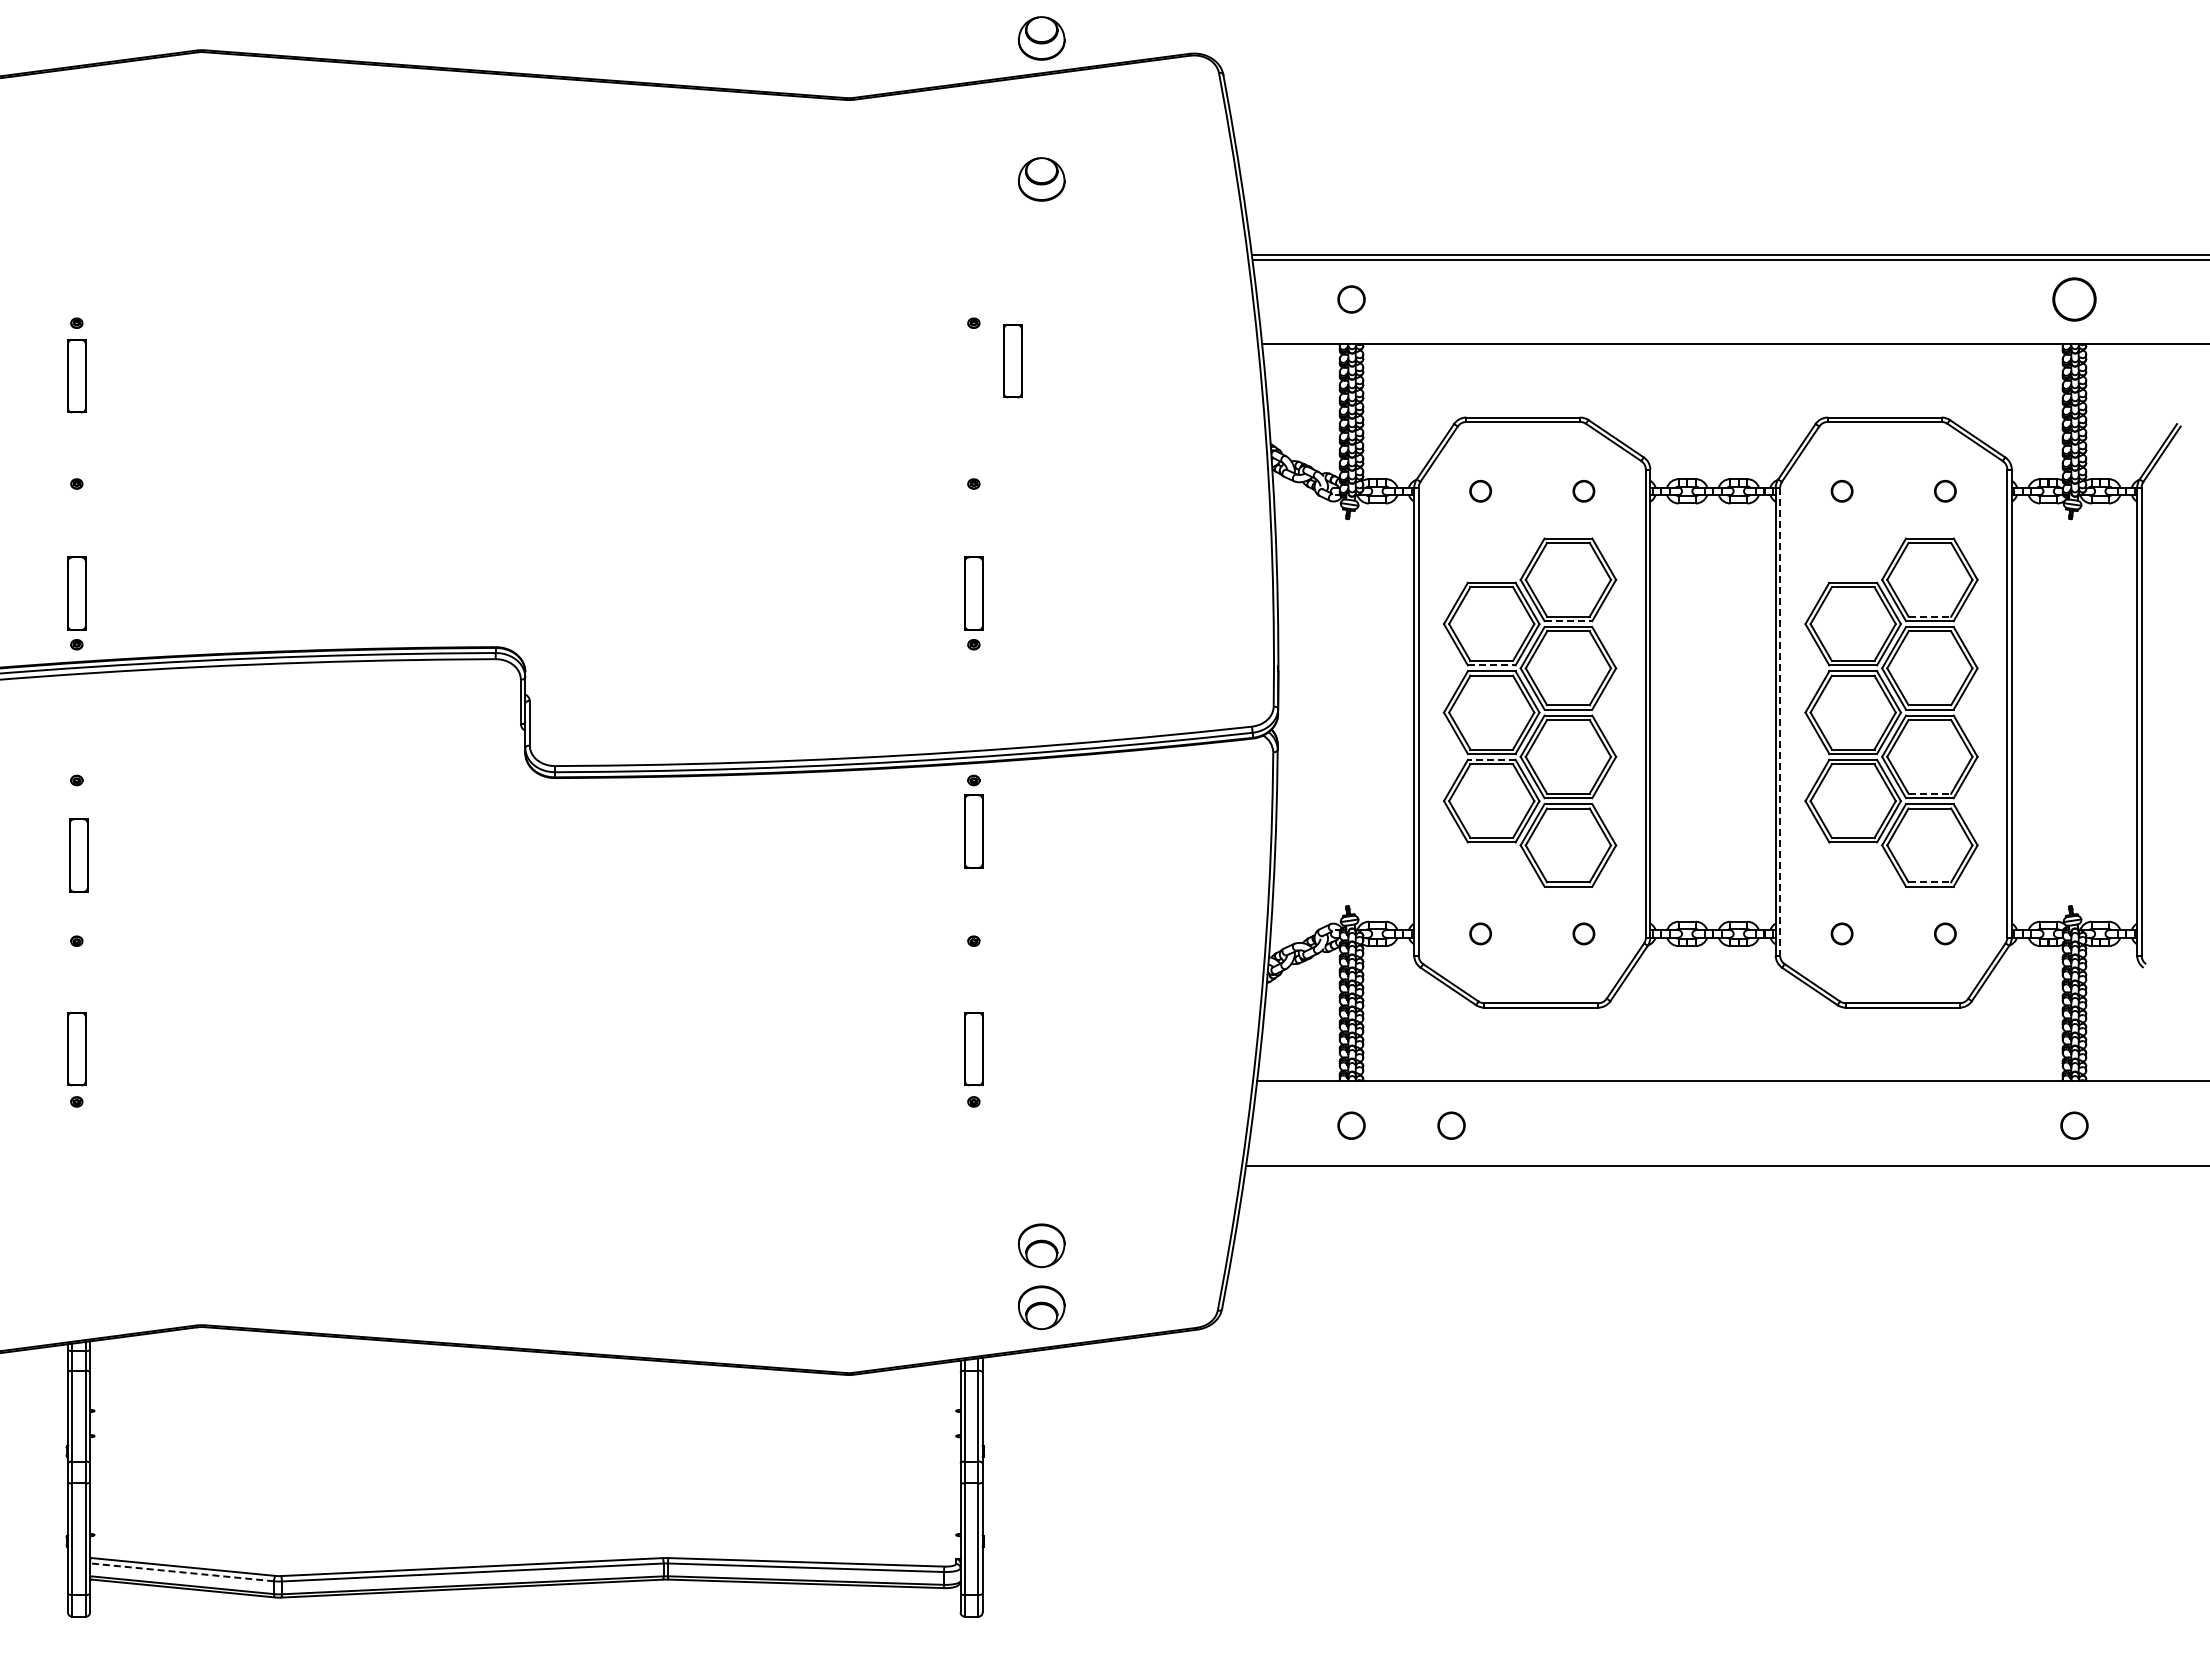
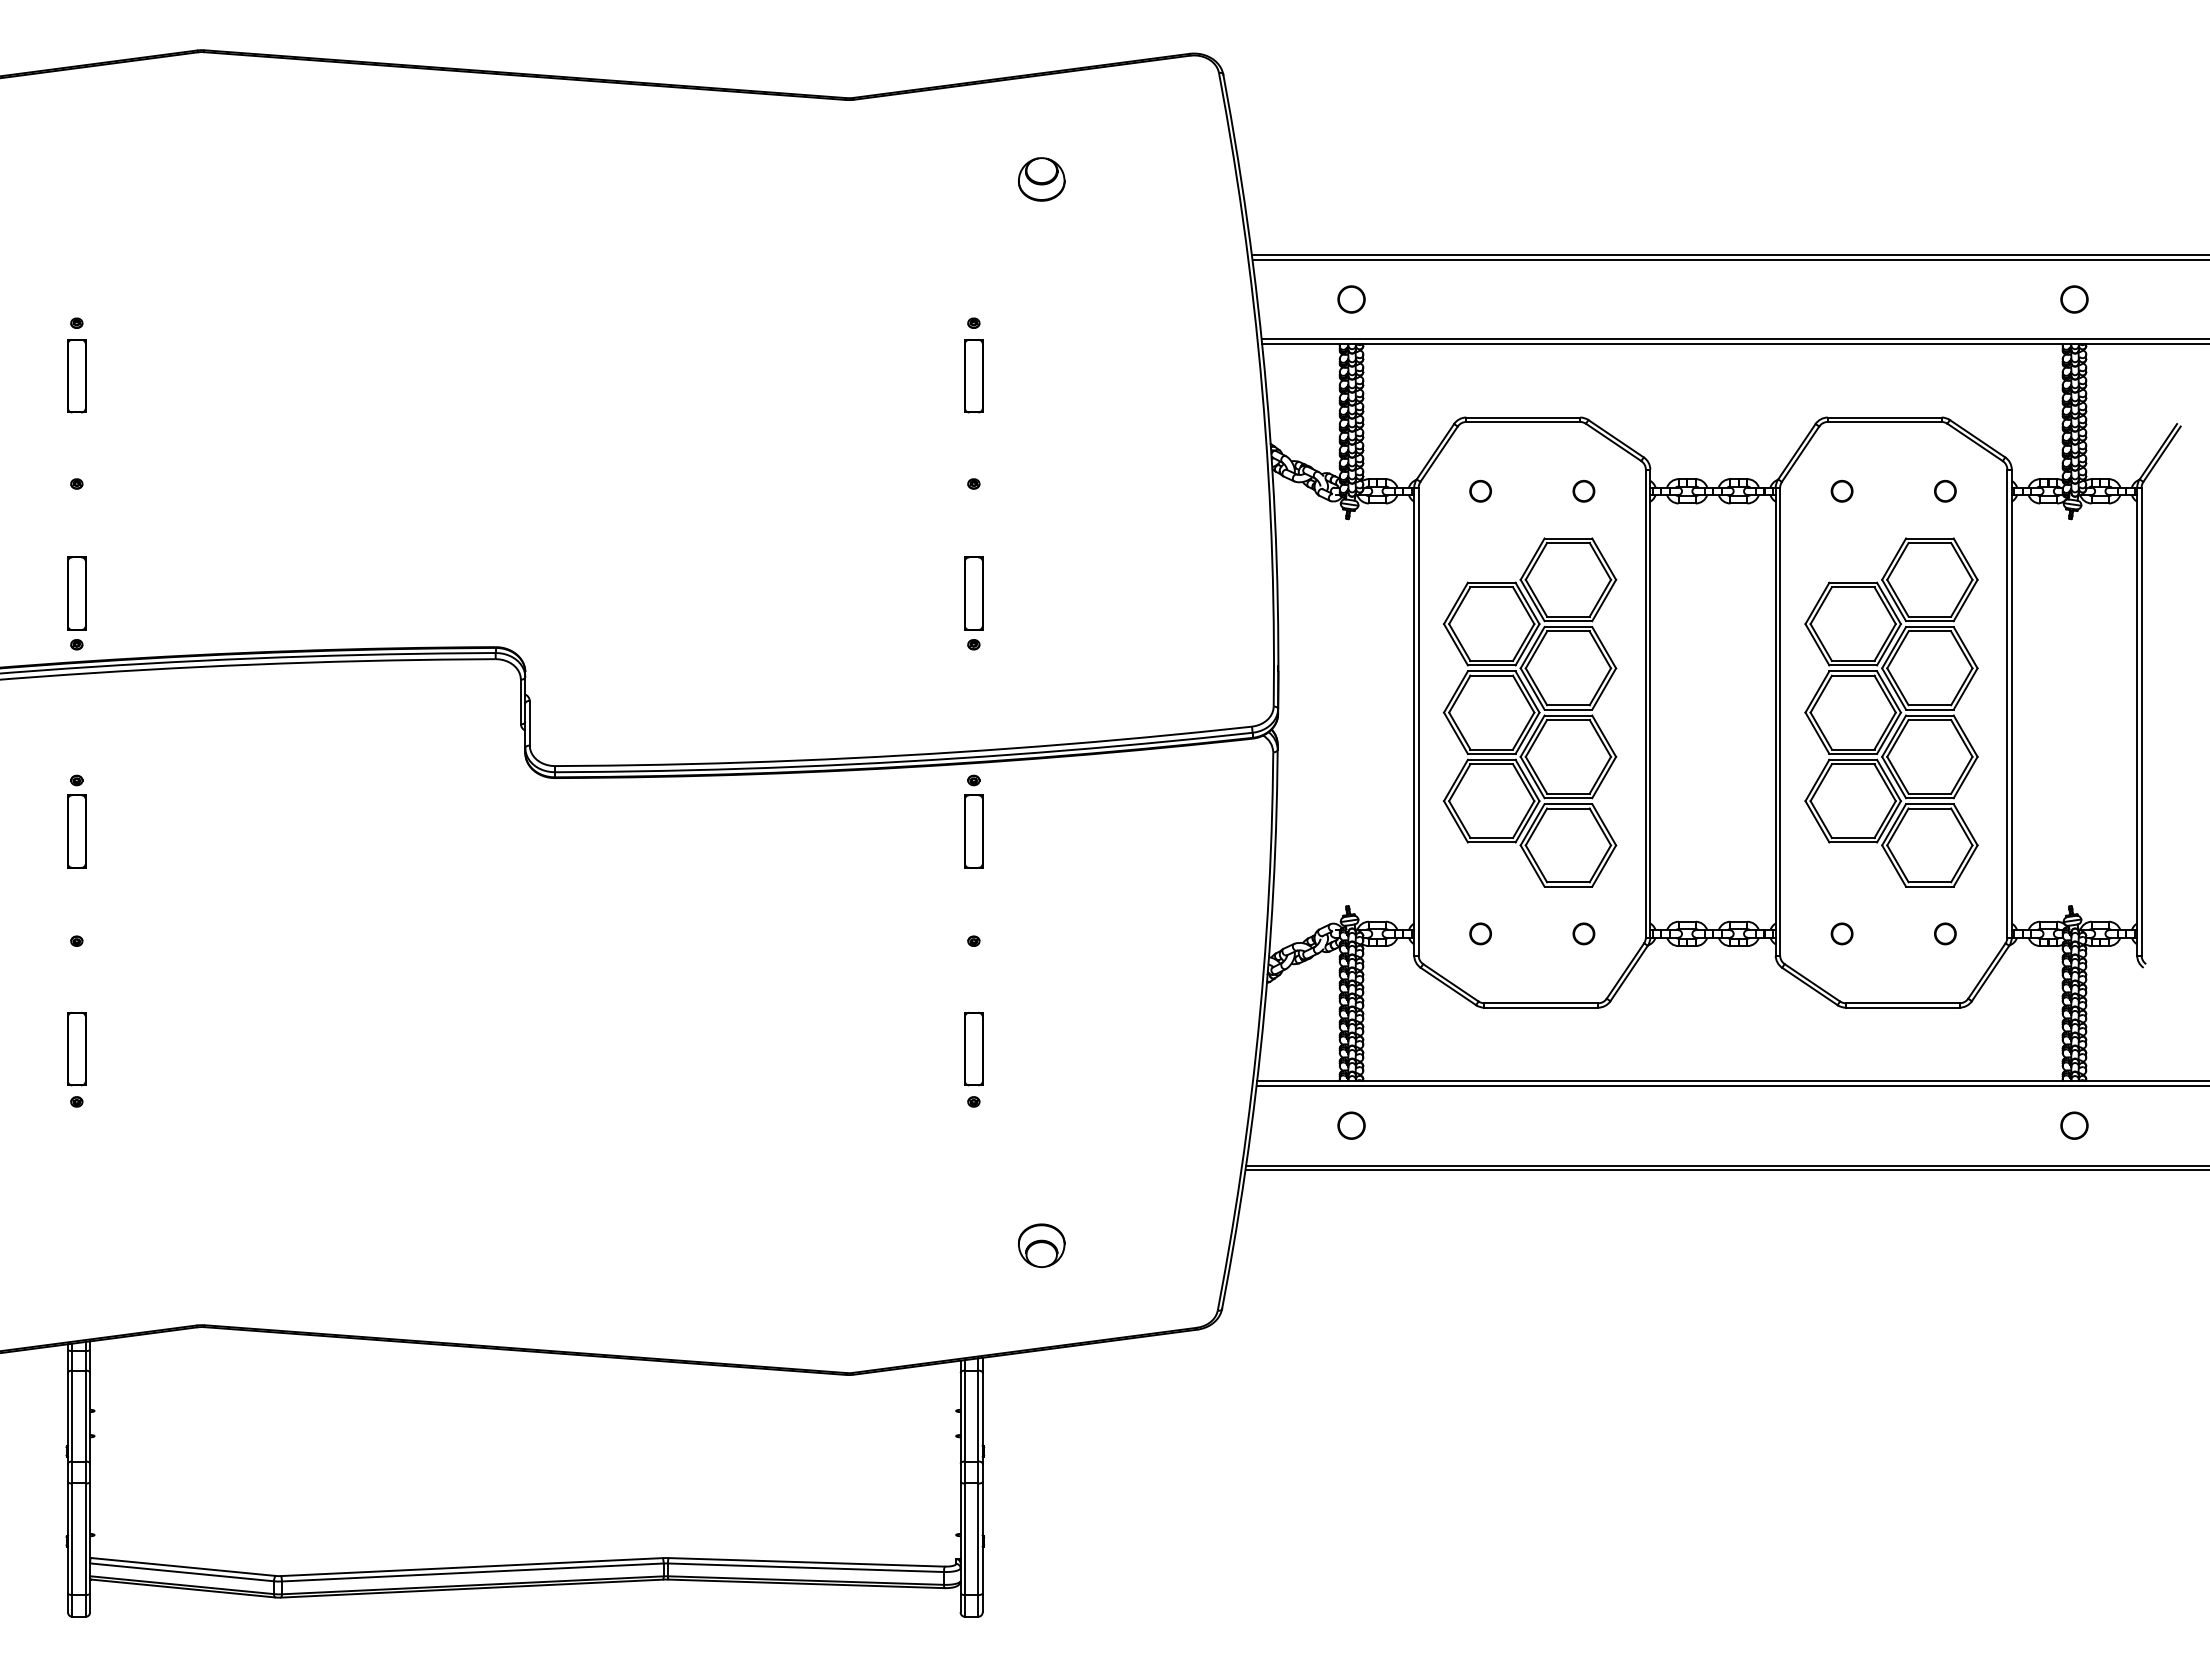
part: present -> none (1041, 38)
circle size: 45x45 px -> 29x29 px (2074, 299)
line: none -> present (1733, 339)
part position: (1012, 361) -> (973, 376) (973, 376)
line: dashed -> solid (1930, 616)
line: dashed -> solid (1568, 621)
line: dashed -> solid (1491, 665)
line: dashed -> solid (1780, 721)
line: dashed -> solid (1491, 759)
line: dashed -> solid (1930, 793)
part position: (78, 855) -> (76, 831) (76, 831)
line: dashed -> solid (1930, 882)
line: none -> present (1731, 1085)
circle: present -> none (1451, 1125)
line: none -> present (1725, 1169)
part: present -> none (1041, 1307)
line: dashed -> solid (181, 1572)
